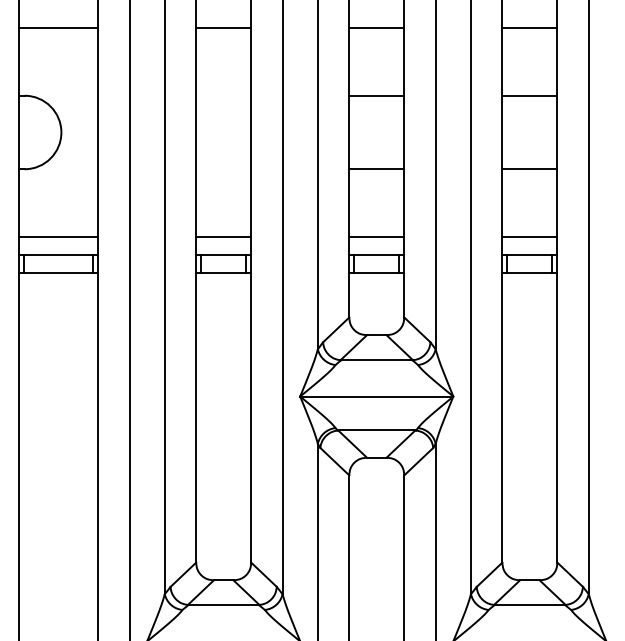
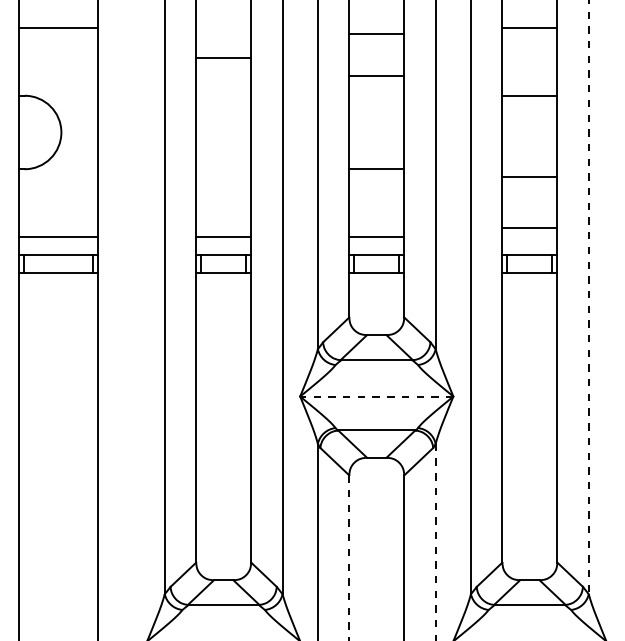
line position: (223, 28) -> (223, 58) (223, 58)
line position: (376, 28) -> (376, 34) (376, 34)
line position: (376, 95) -> (376, 75) (376, 75)
line position: (529, 169) -> (529, 177) (529, 177)
line position: (529, 236) -> (529, 227) (529, 227)
line: solid -> dashed (588, 297)
line: present -> none (129, 319)
line: solid -> dashed (376, 396)
line: solid -> dashed (435, 542)
line: solid -> dashed (349, 558)
